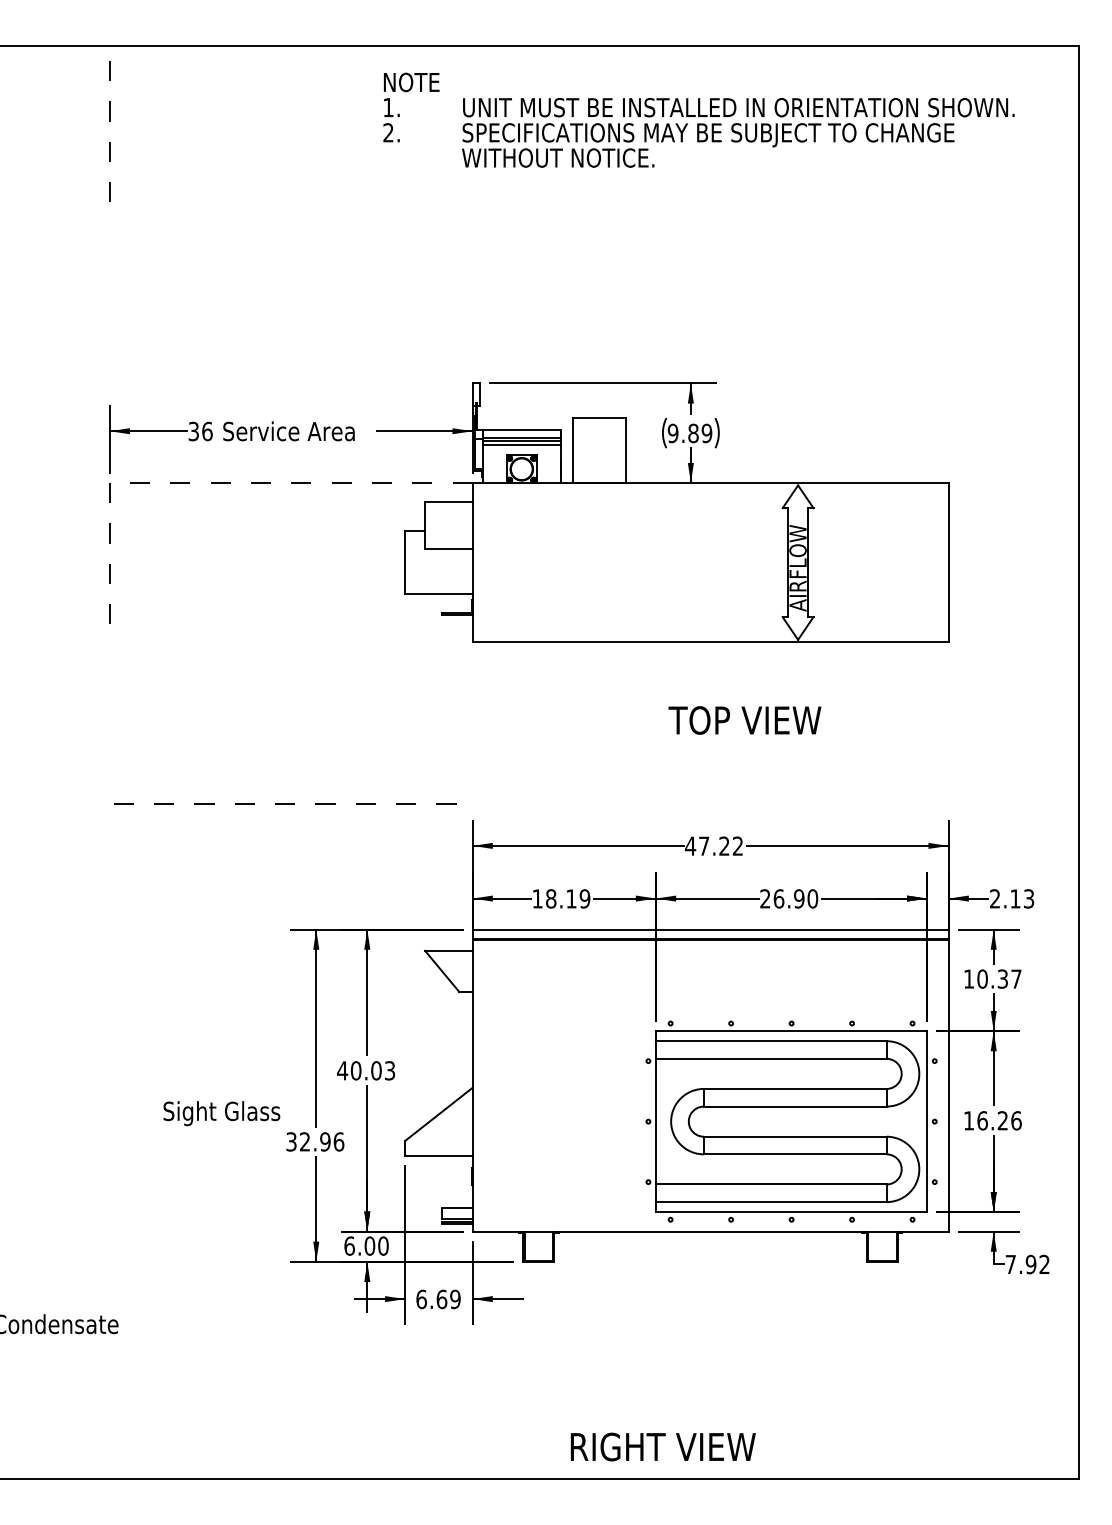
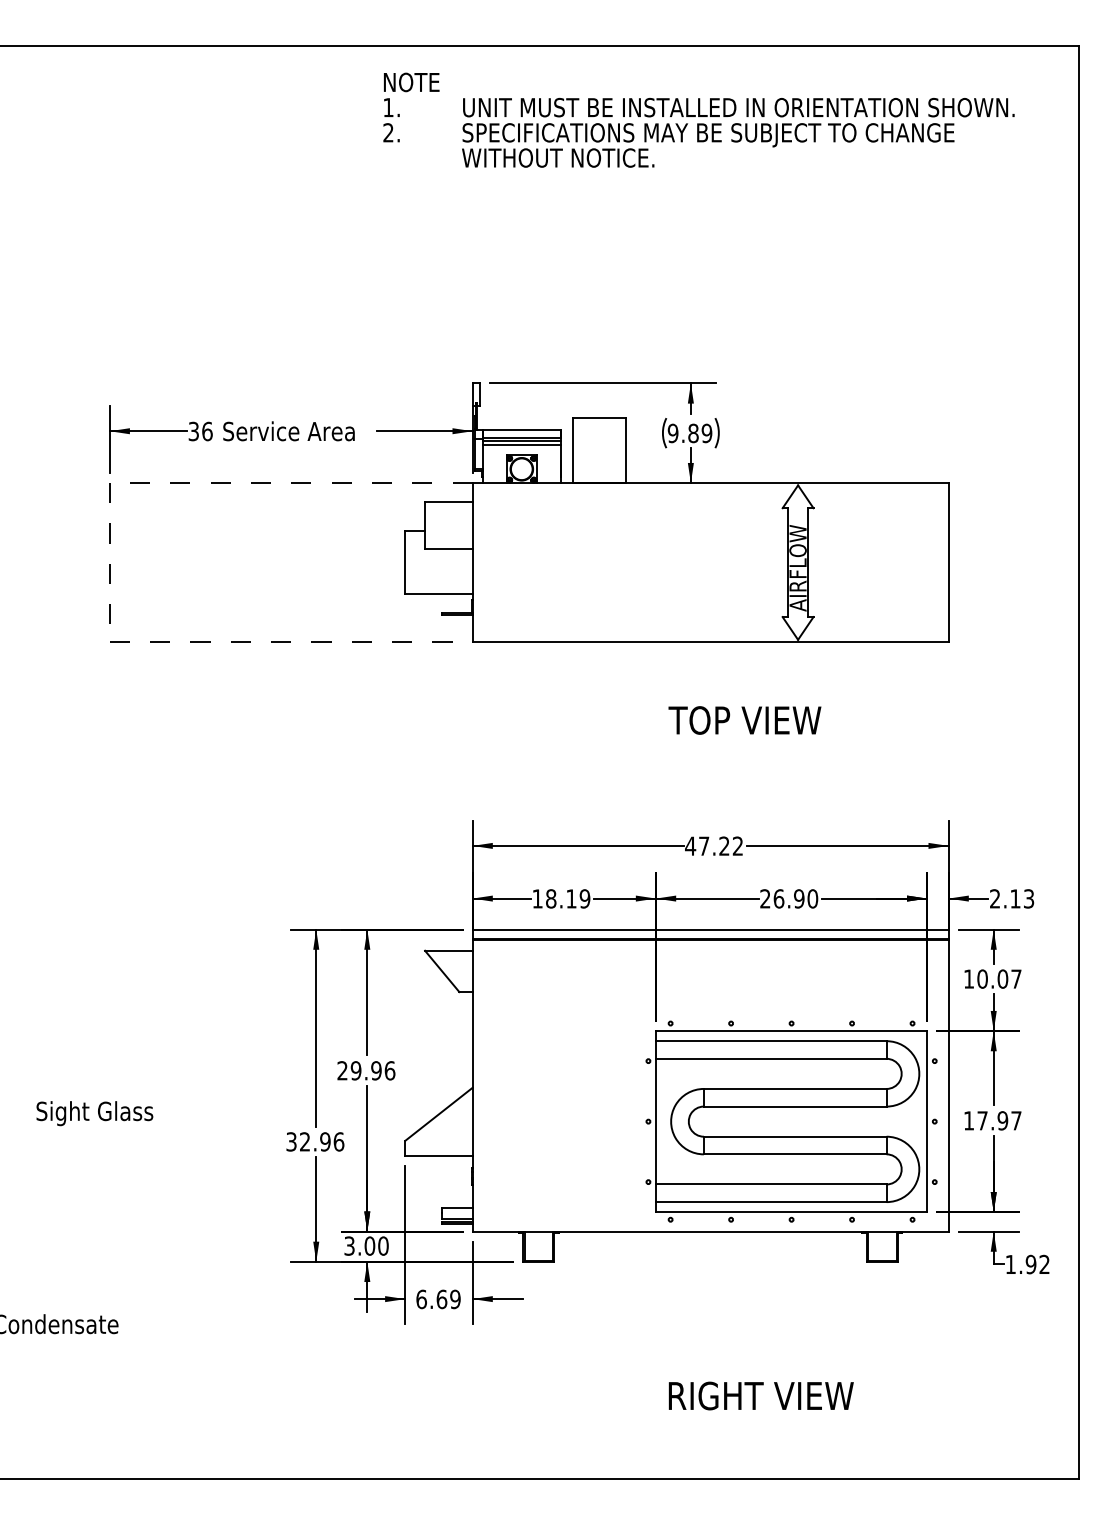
line: present -> none (109, 121)
line position: (285, 803) -> (281, 641) (281, 641)
text: 10.37 -> 10.07 (1002, 978)
text: 40.03 -> 29.96 (366, 1070)
text position: (221, 1113) -> (94, 1113) (94, 1113)
text: 16.26 -> 17.97 (999, 1120)
text: 6.00 -> 3.00 (349, 1245)
text: 7.92 -> 1.92 (1010, 1264)
text position: (662, 1446) -> (760, 1395) (760, 1395)
